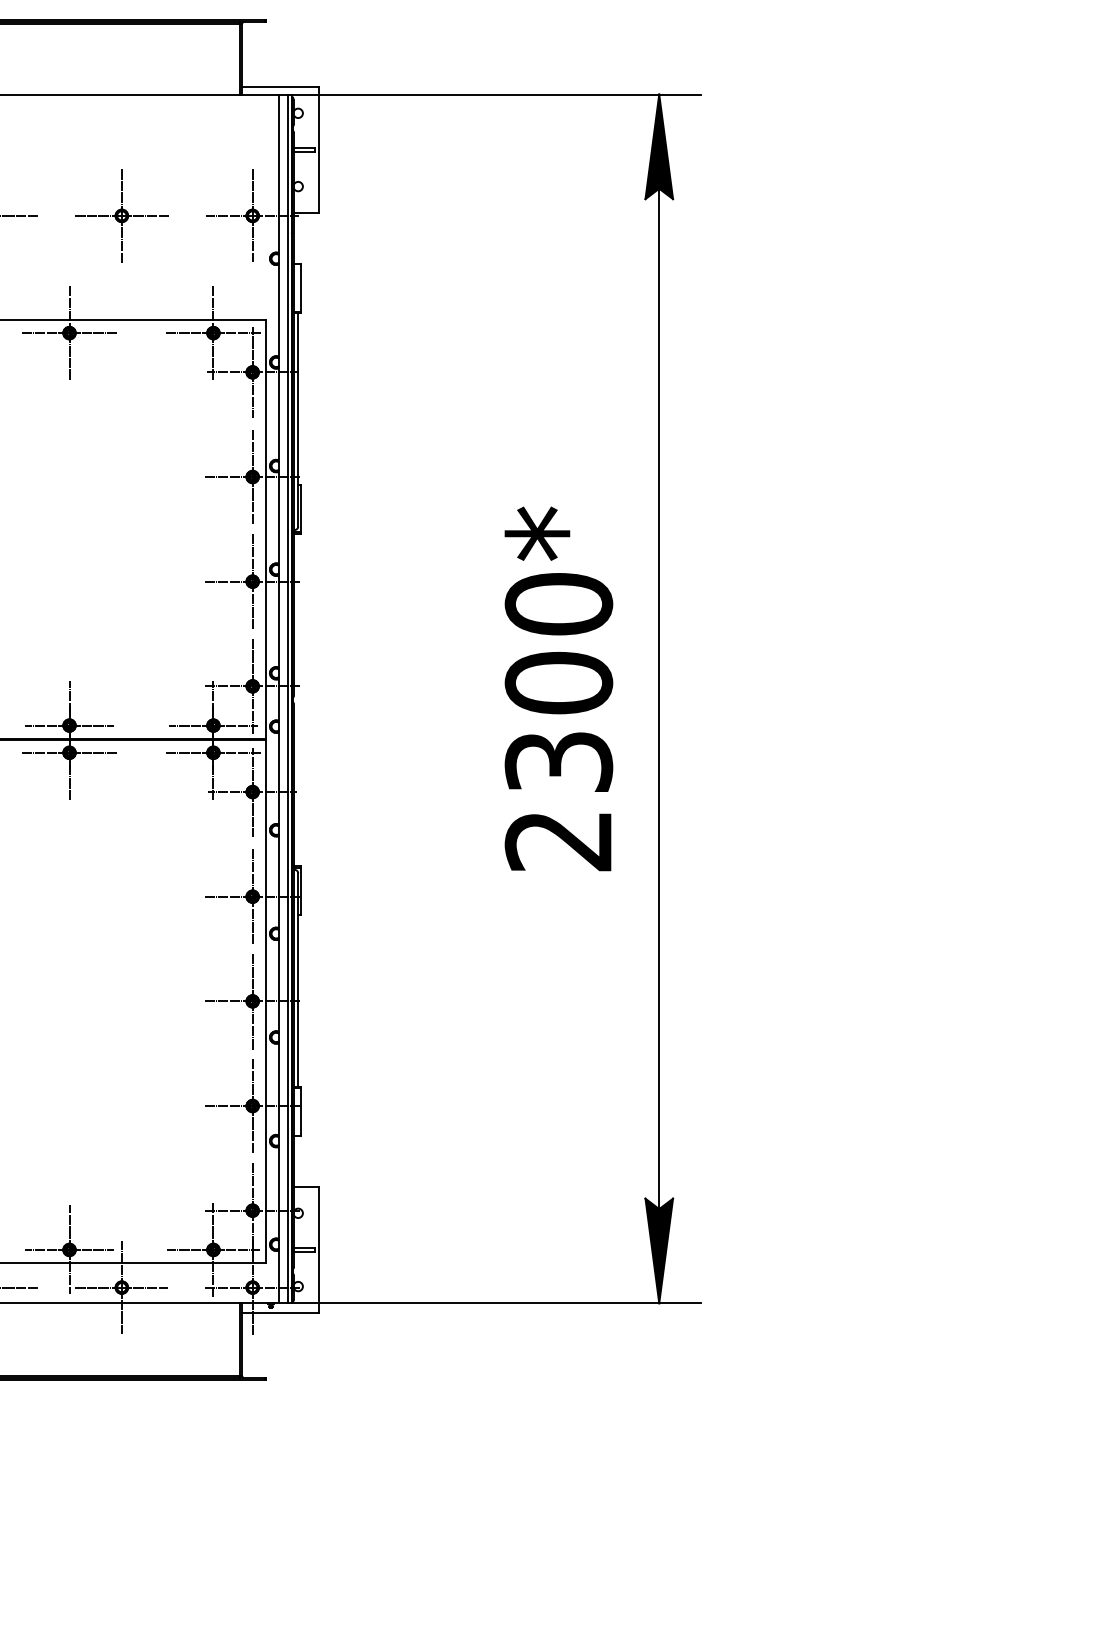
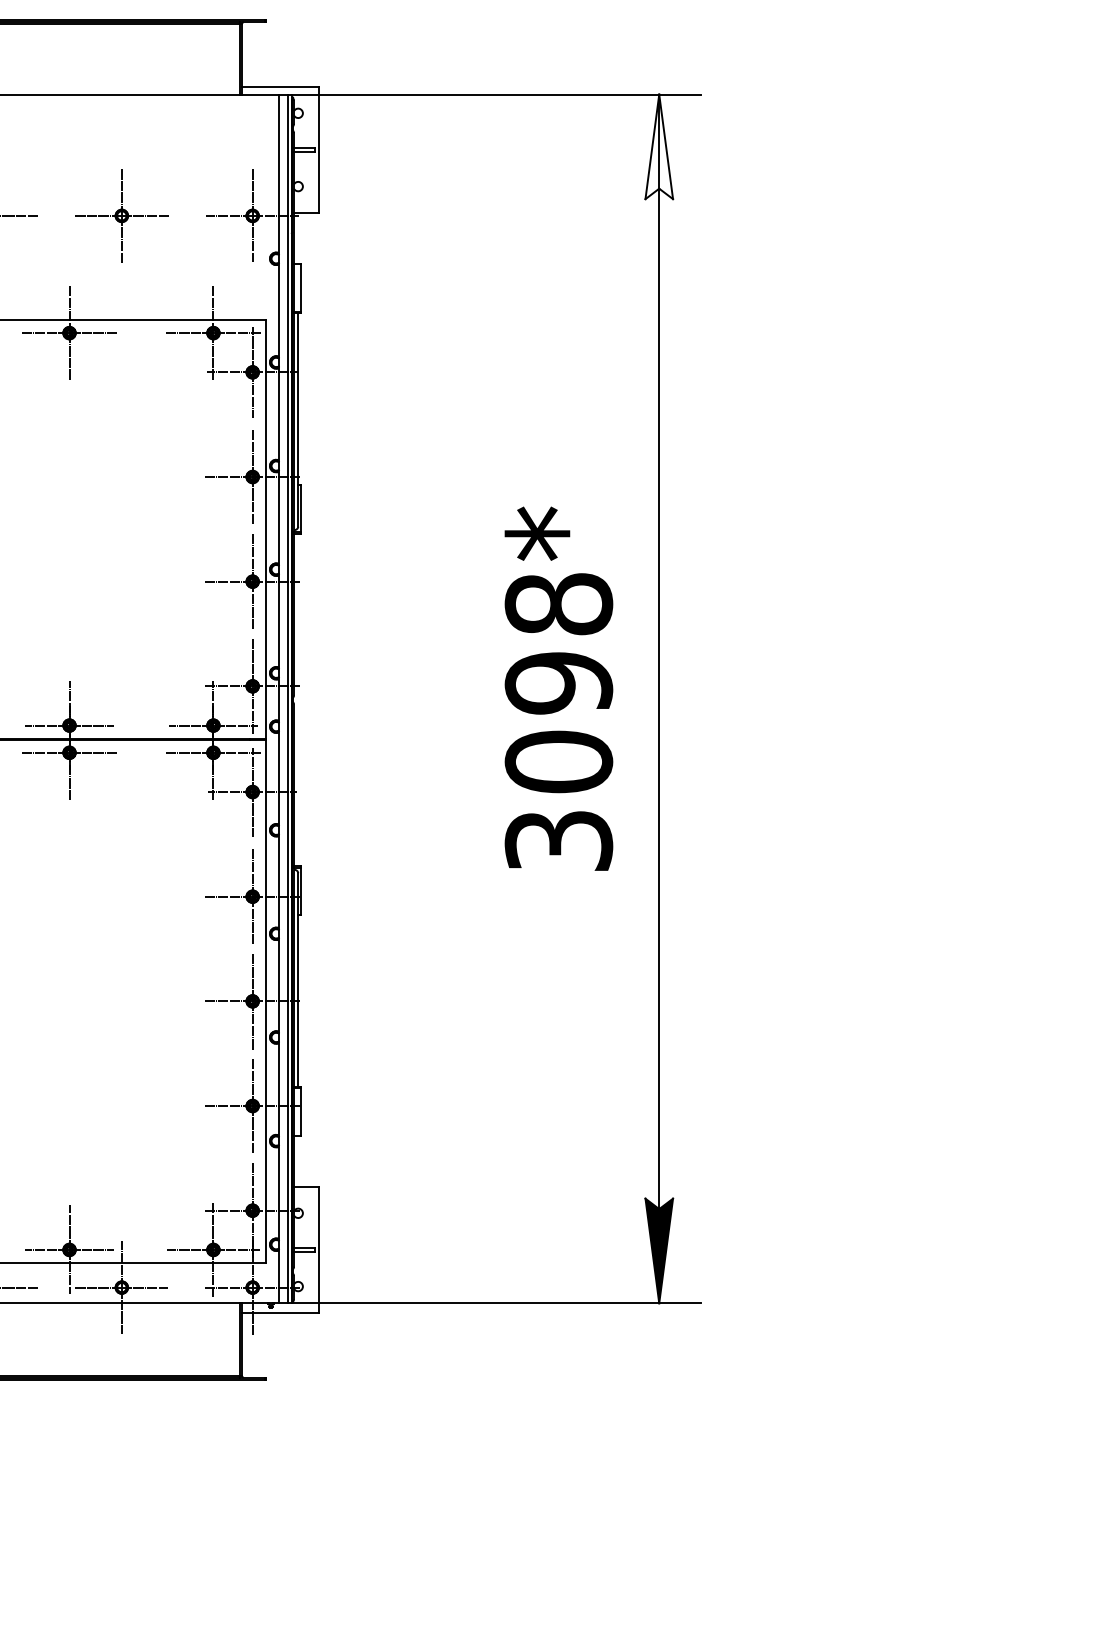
fill: present -> none (659, 146)
text: 2300* -> 3098* (558, 722)
